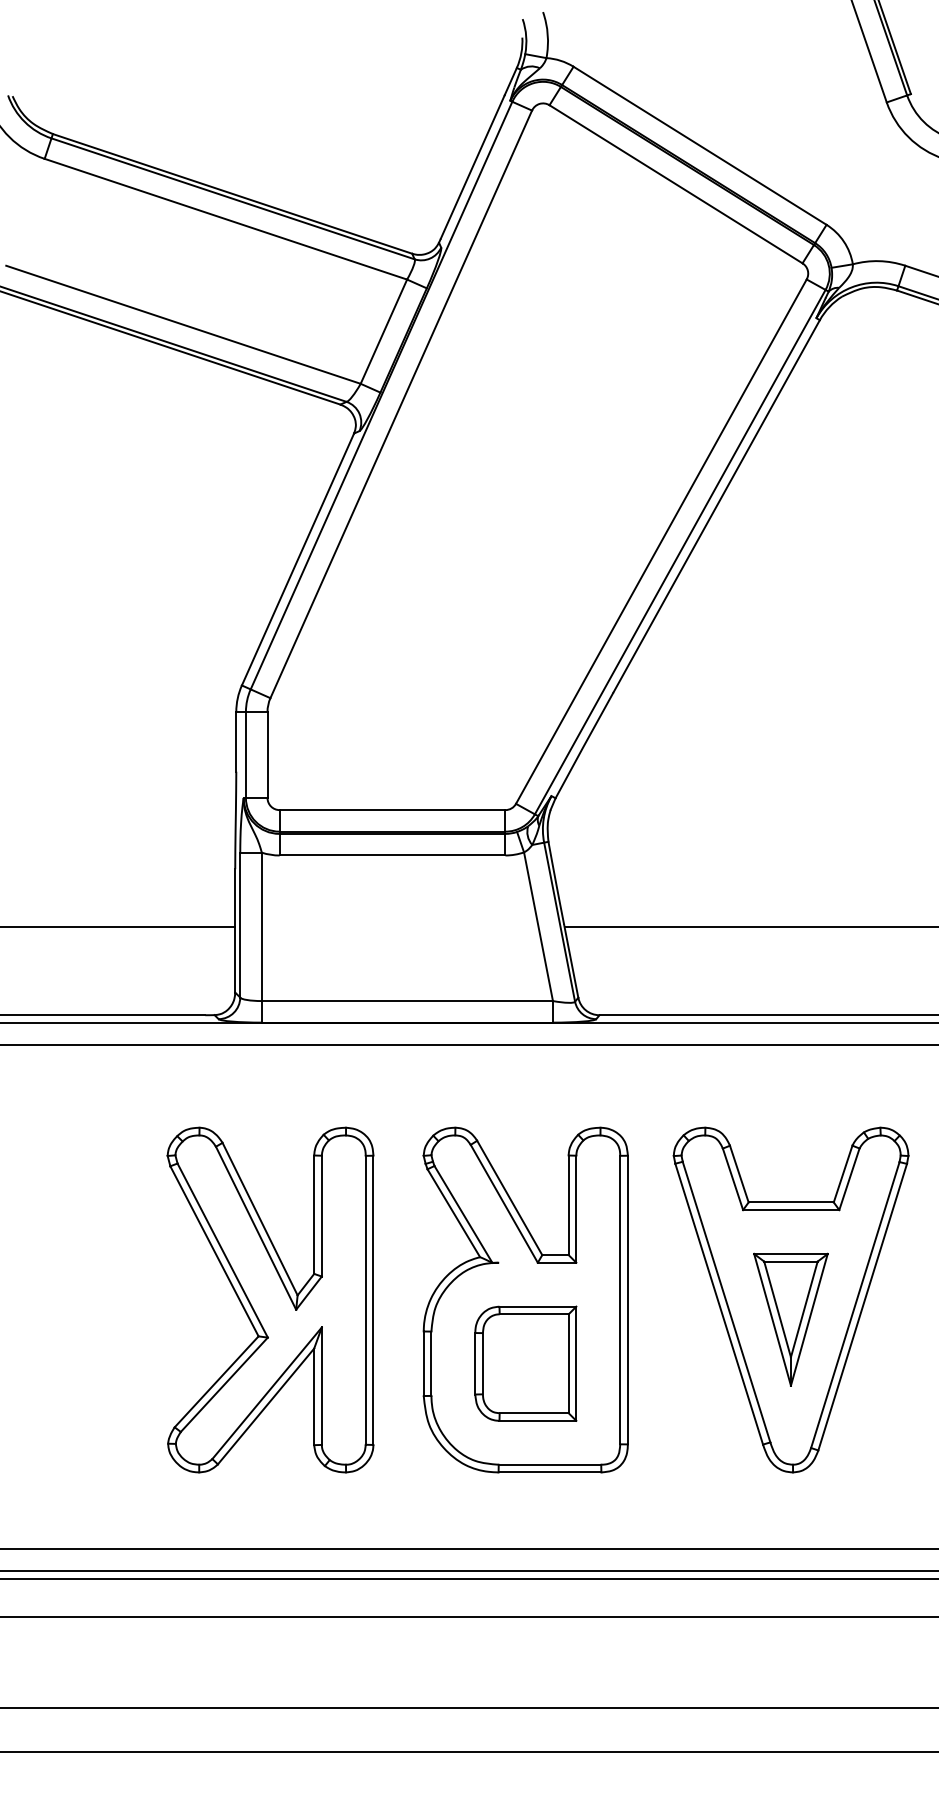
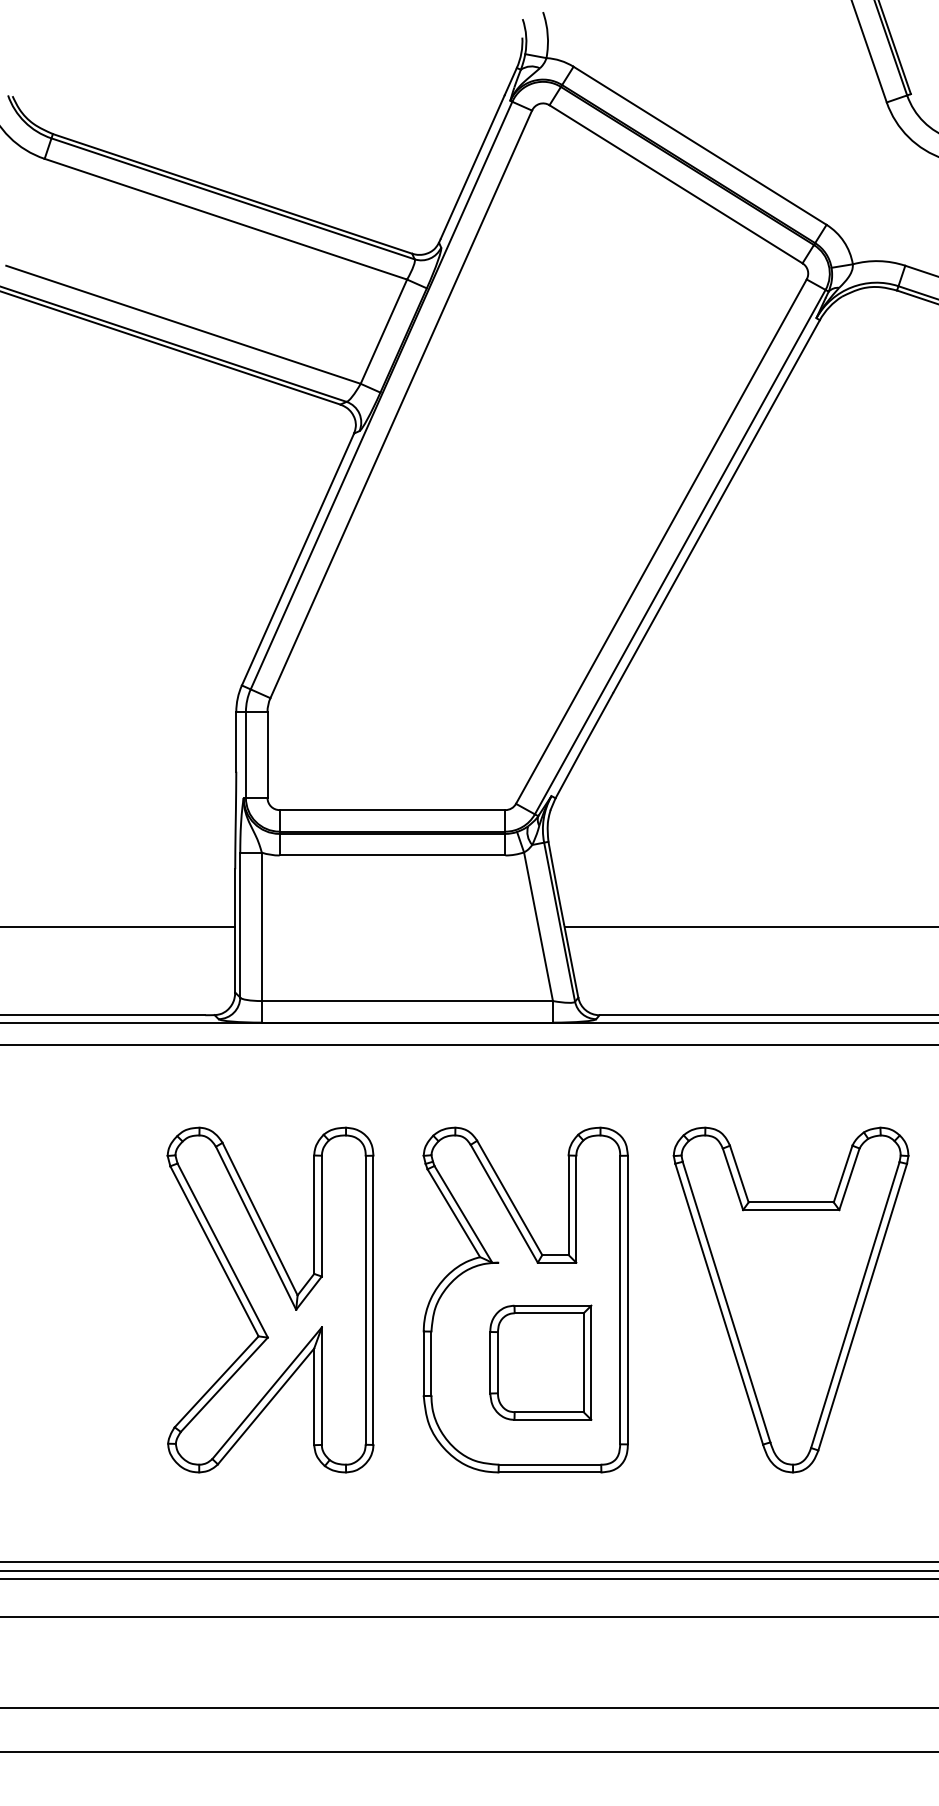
part: present -> none (790, 1319)
part position: (525, 1363) -> (540, 1362) (540, 1362)
line position: (468, 1549) -> (468, 1562) (468, 1562)
